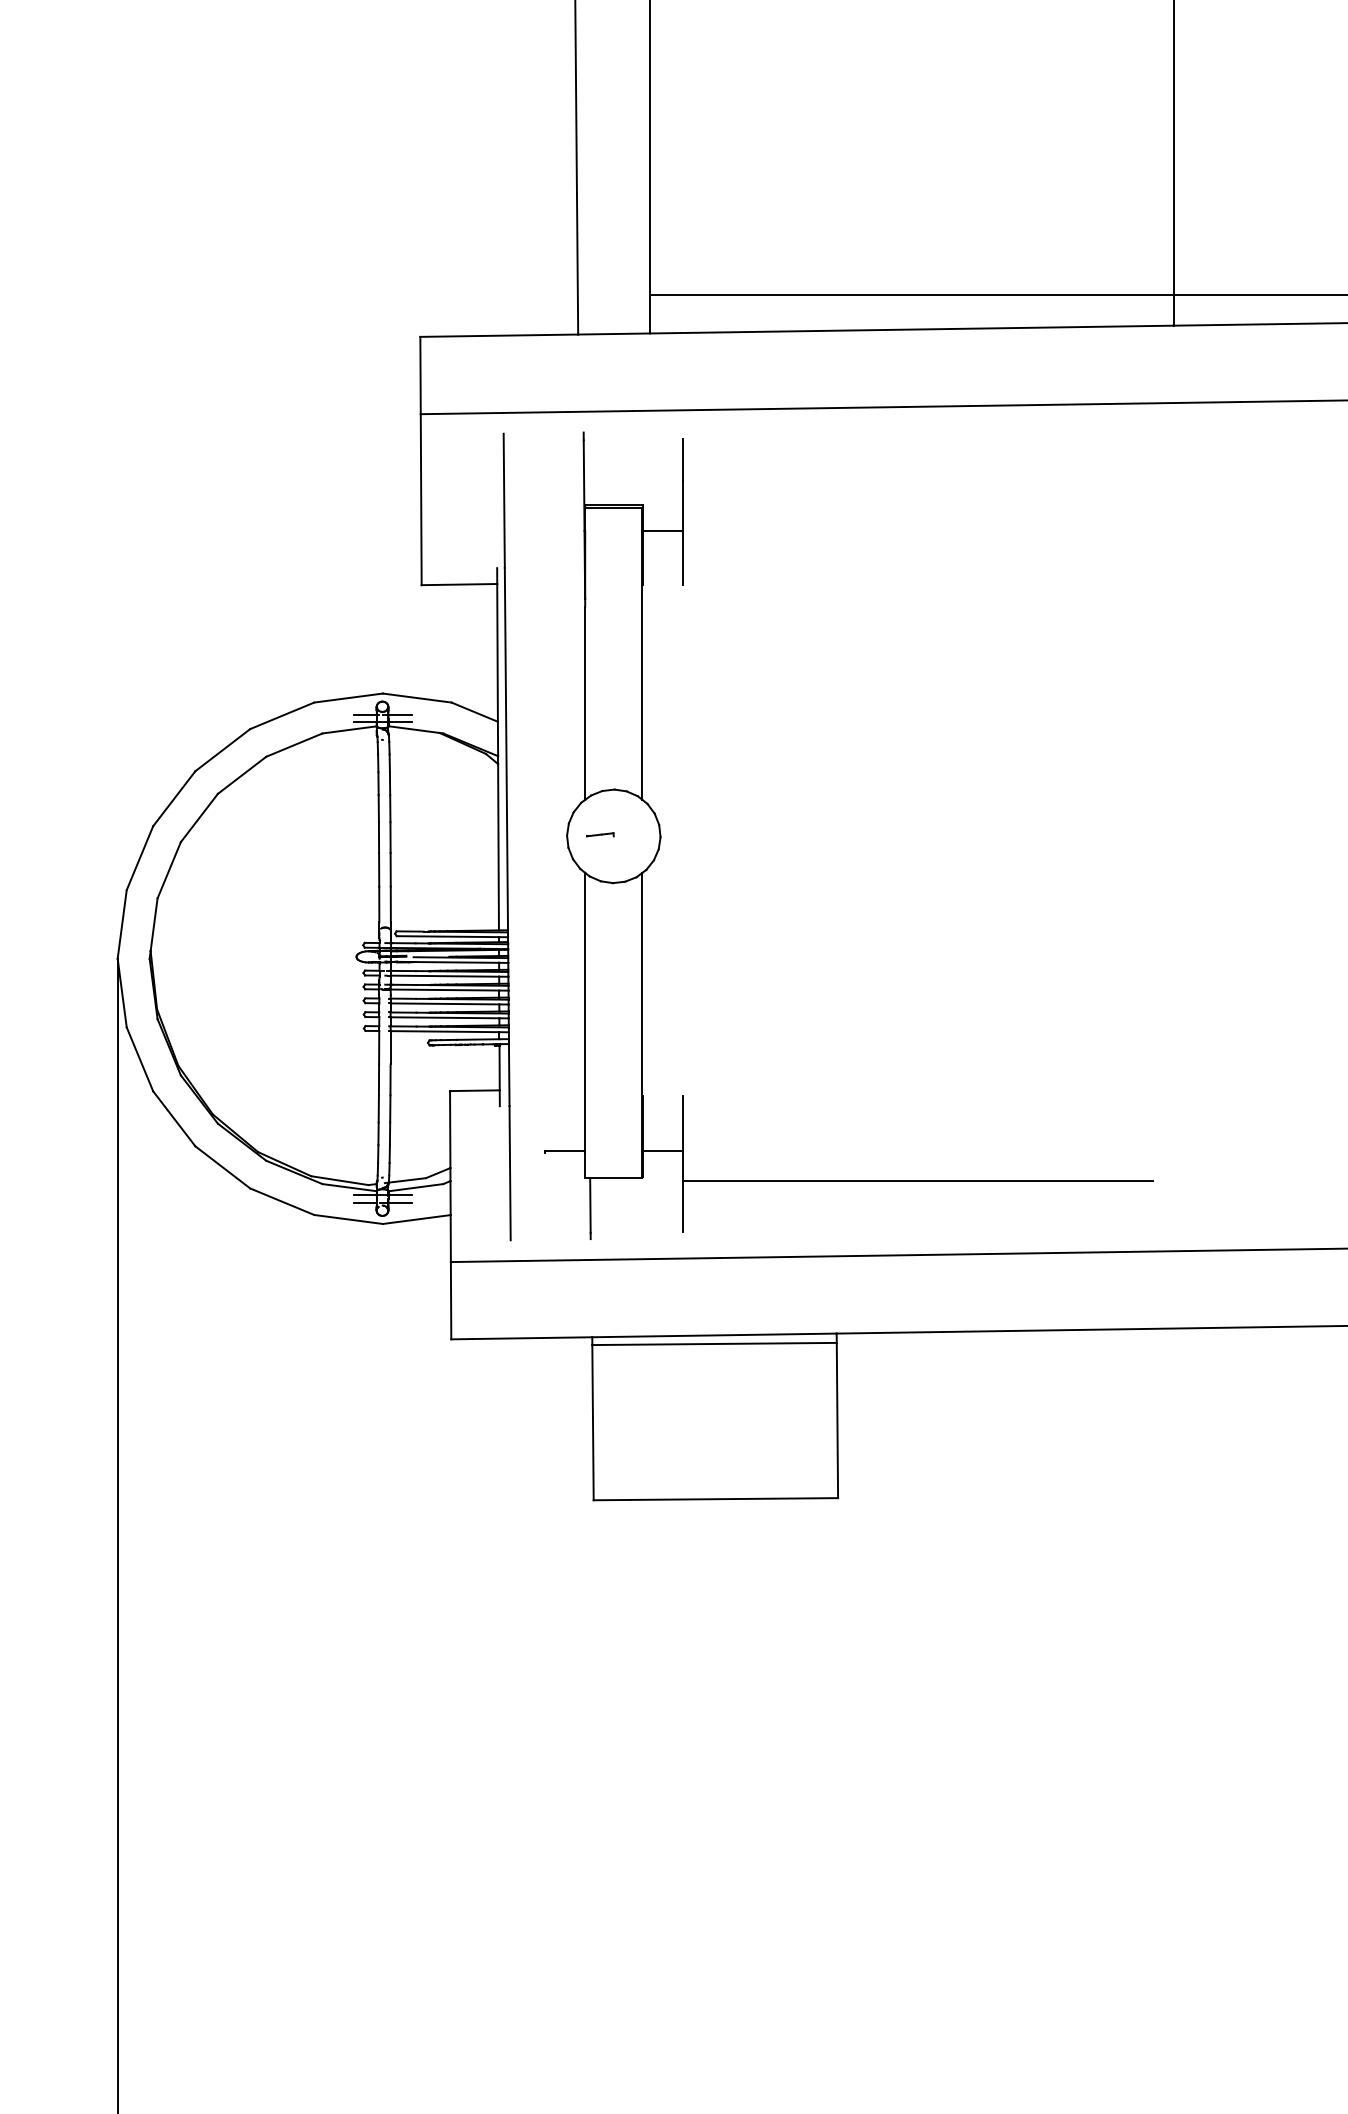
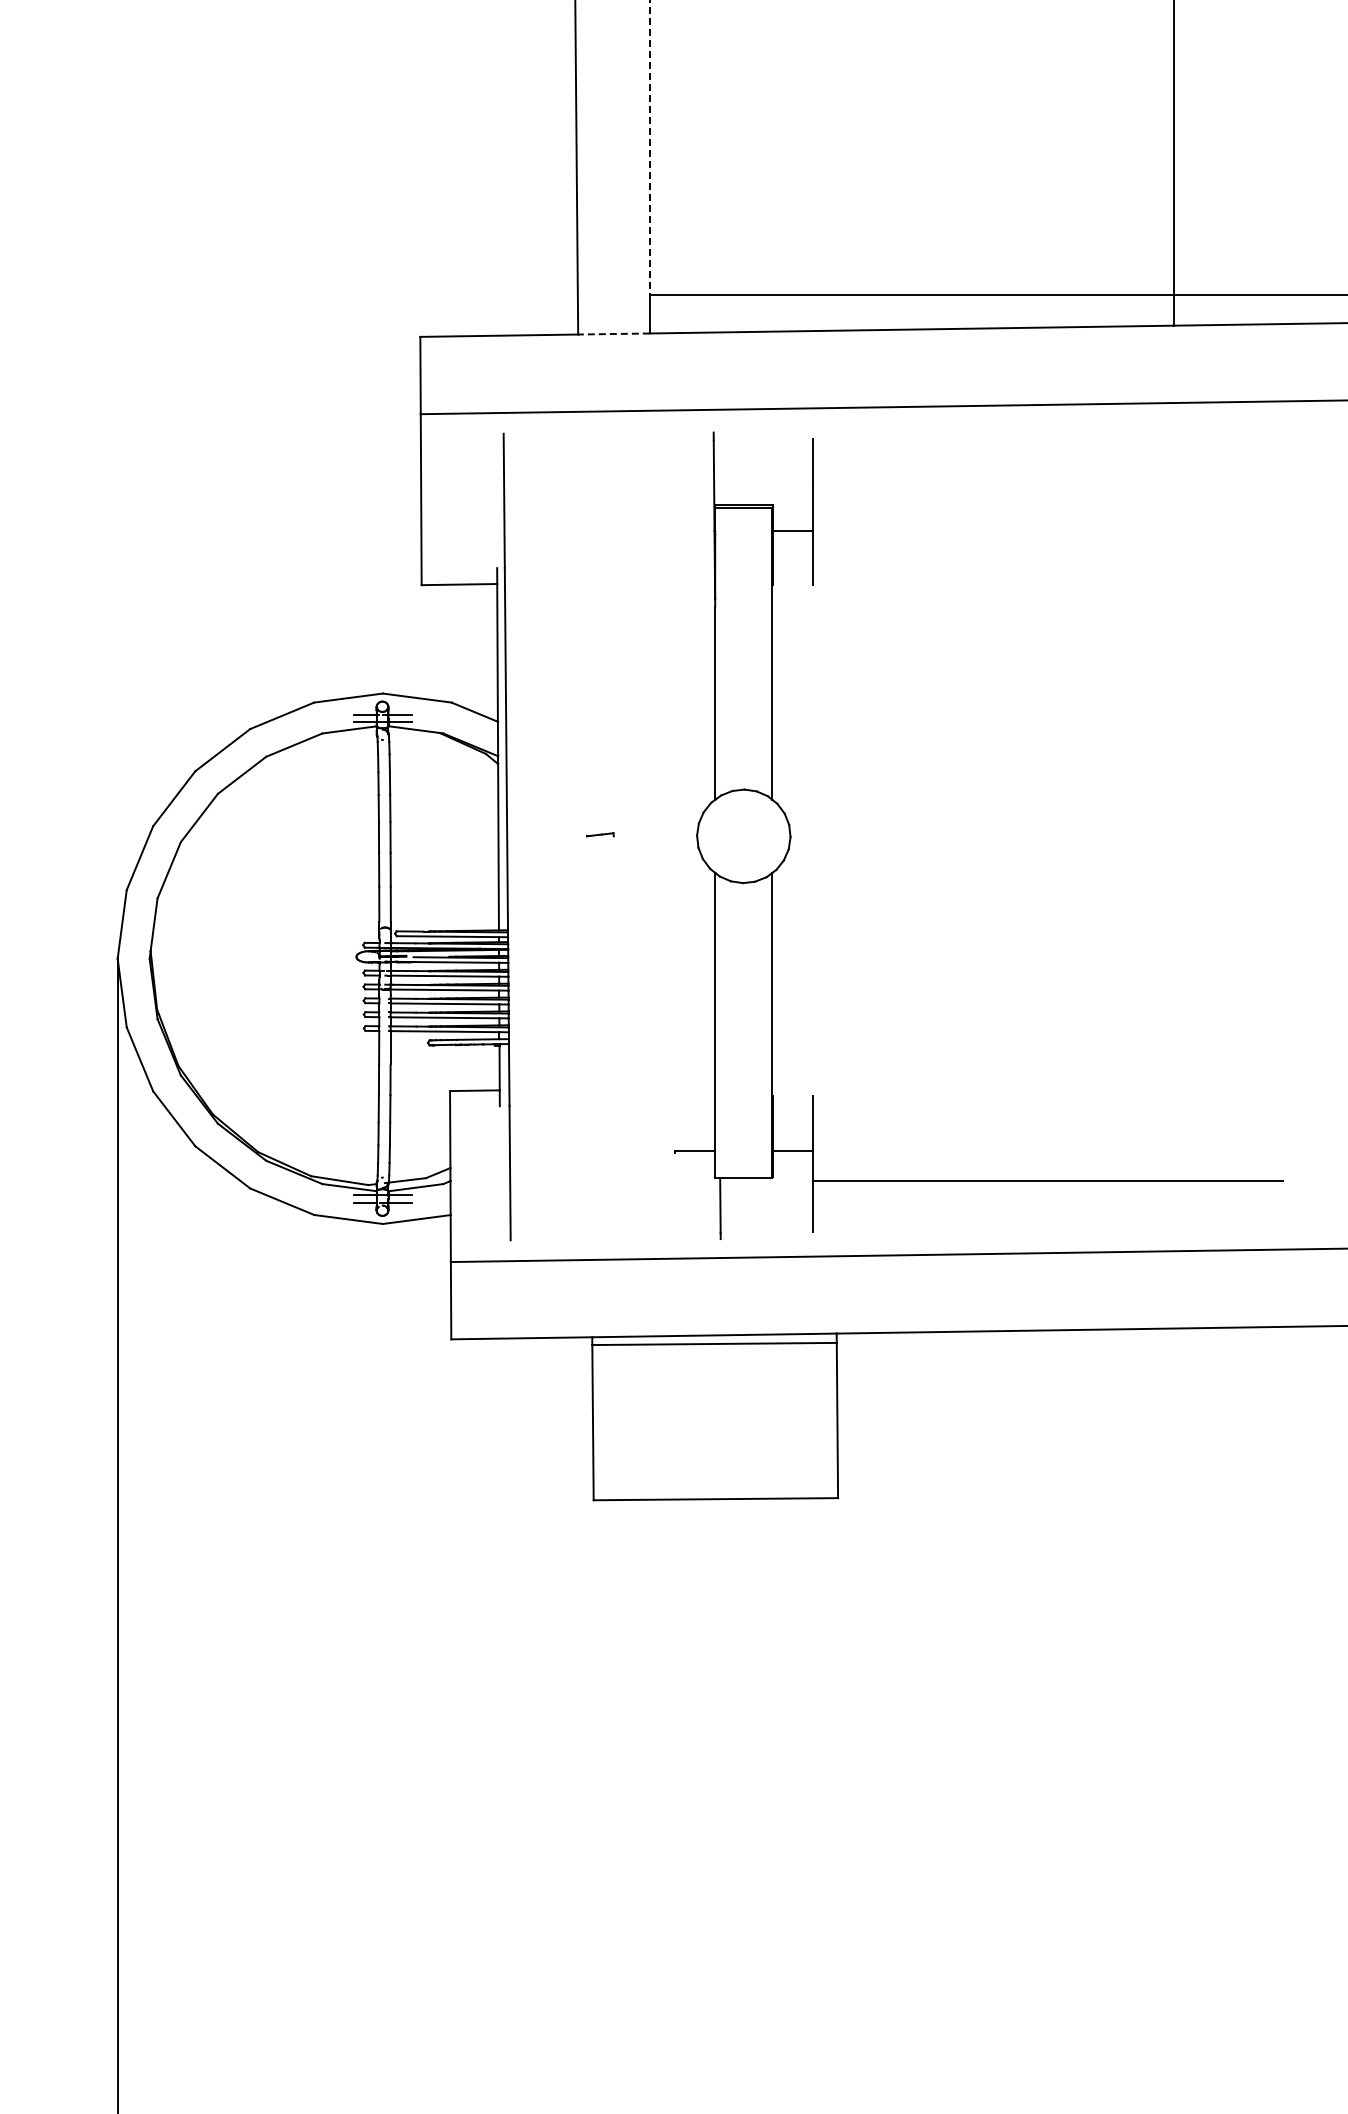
line: solid -> dashed (649, 147)
line: solid -> dashed (614, 334)
part position: (661, 835) -> (791, 835) (791, 835)
